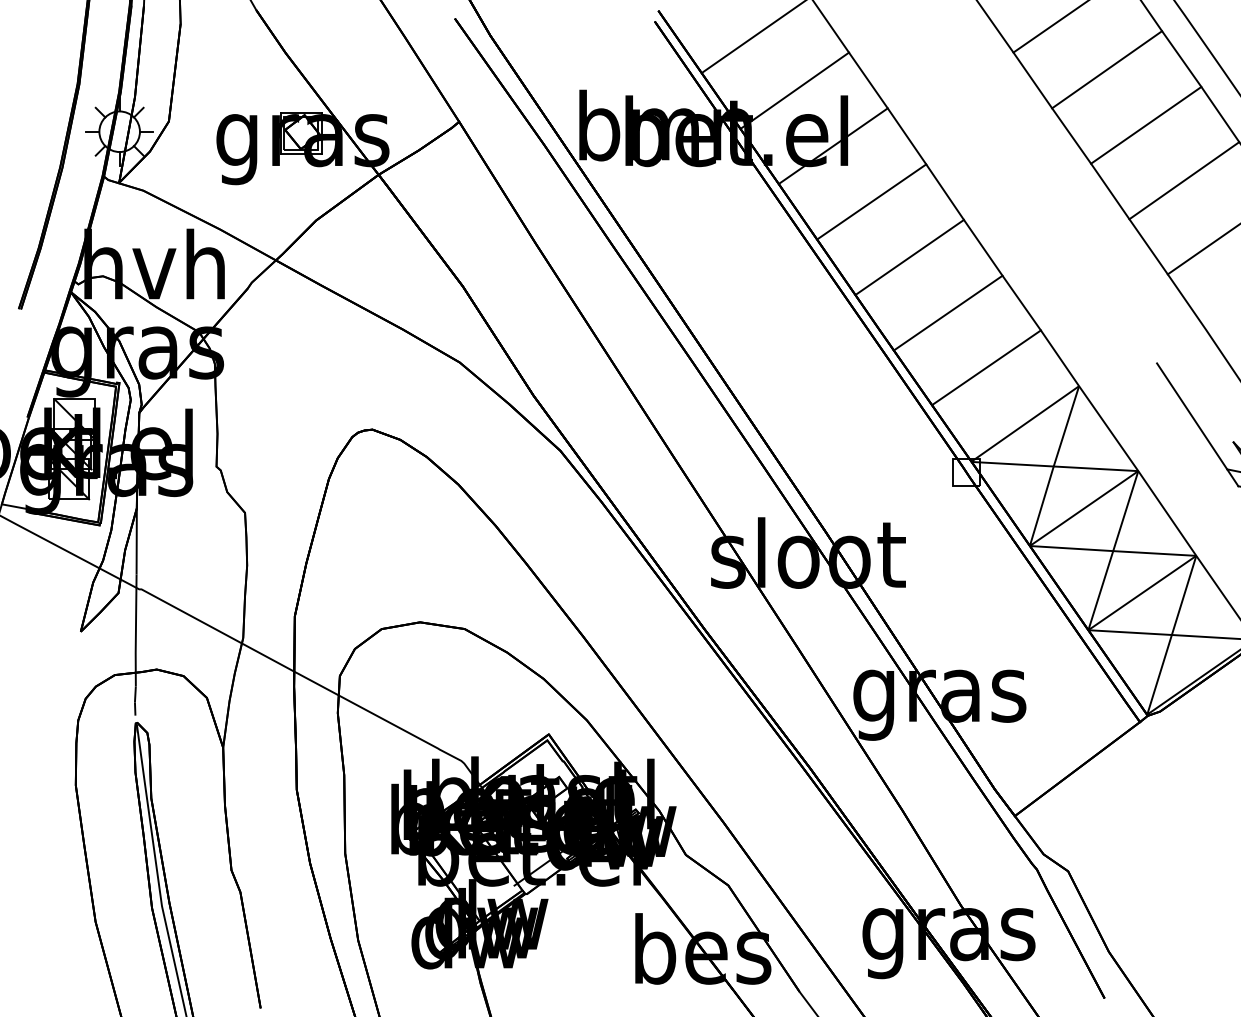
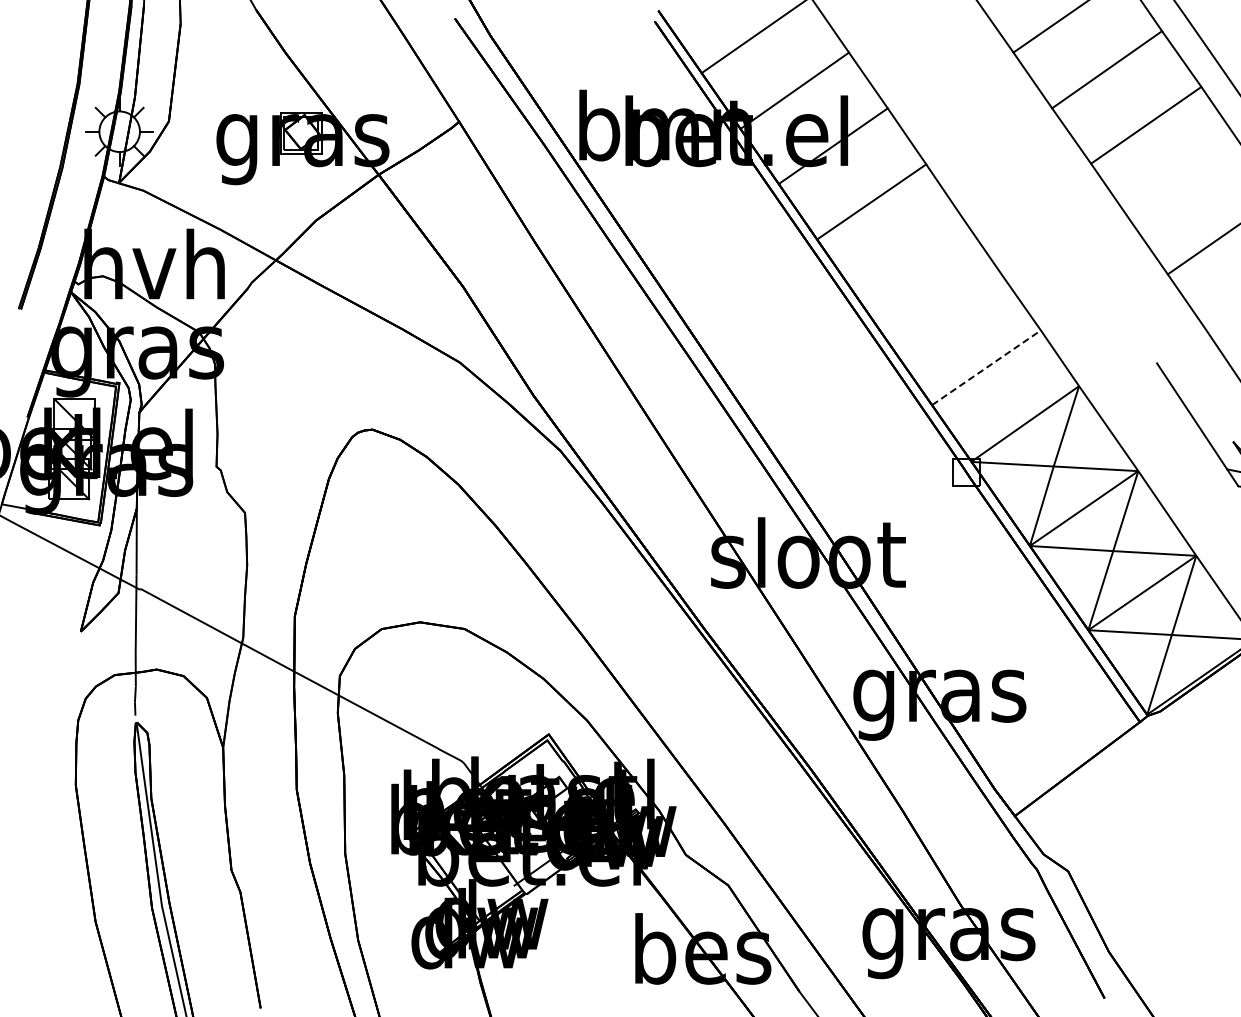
line: present -> none (1183, 181)
line: present -> none (909, 256)
line: present -> none (947, 312)
line: solid -> dashed (986, 367)
